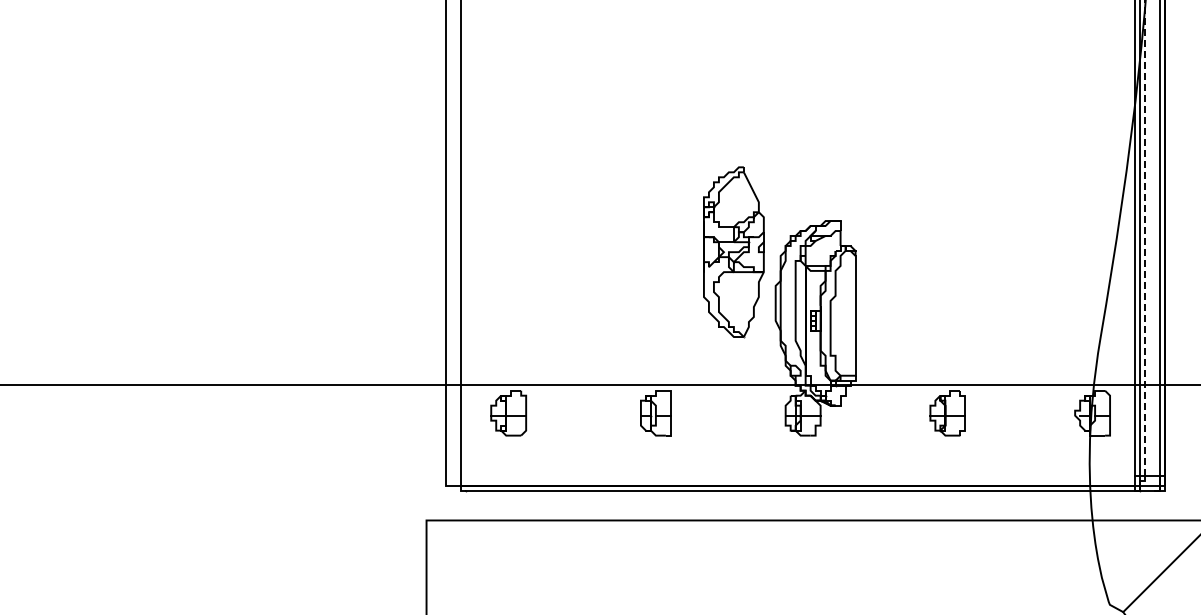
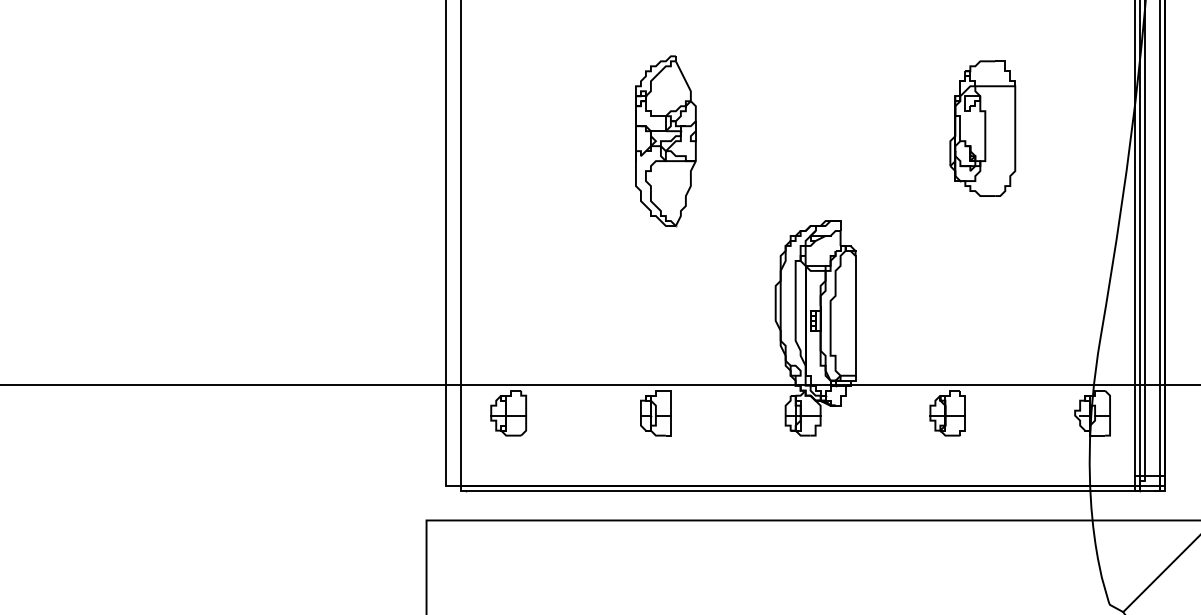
part: none -> present (982, 128)
line: dashed -> solid (1145, 237)
part position: (733, 252) -> (665, 141) (665, 141)
